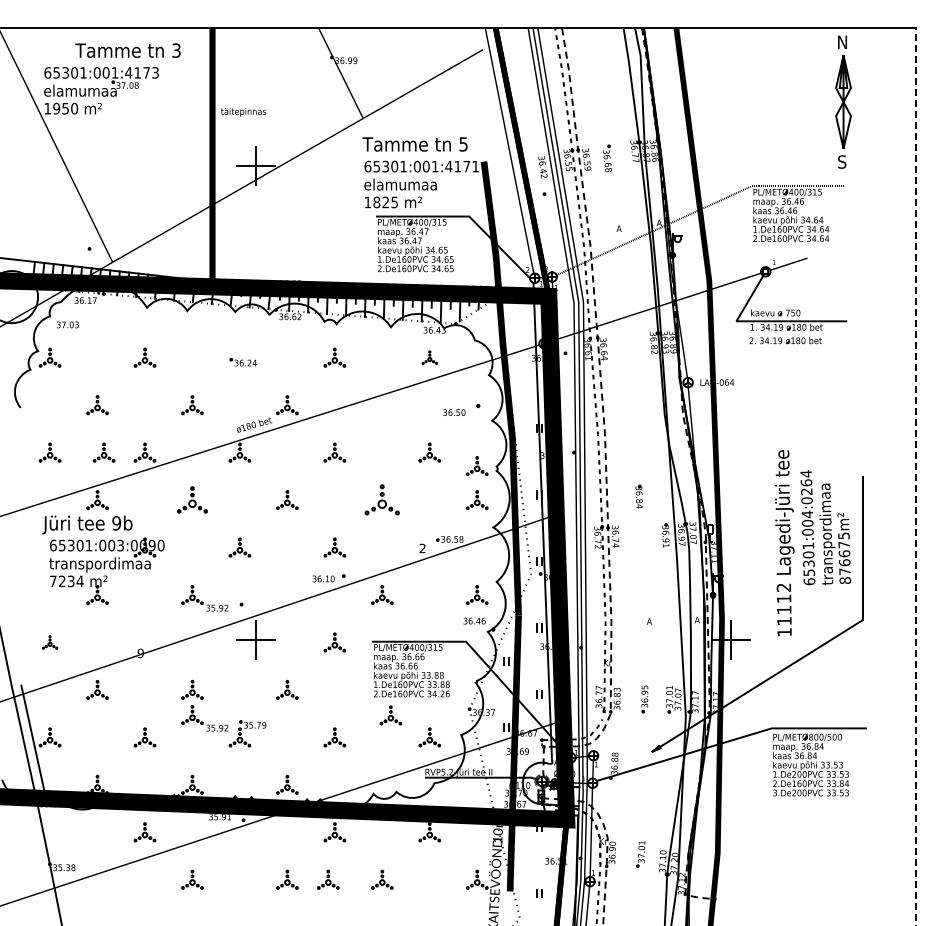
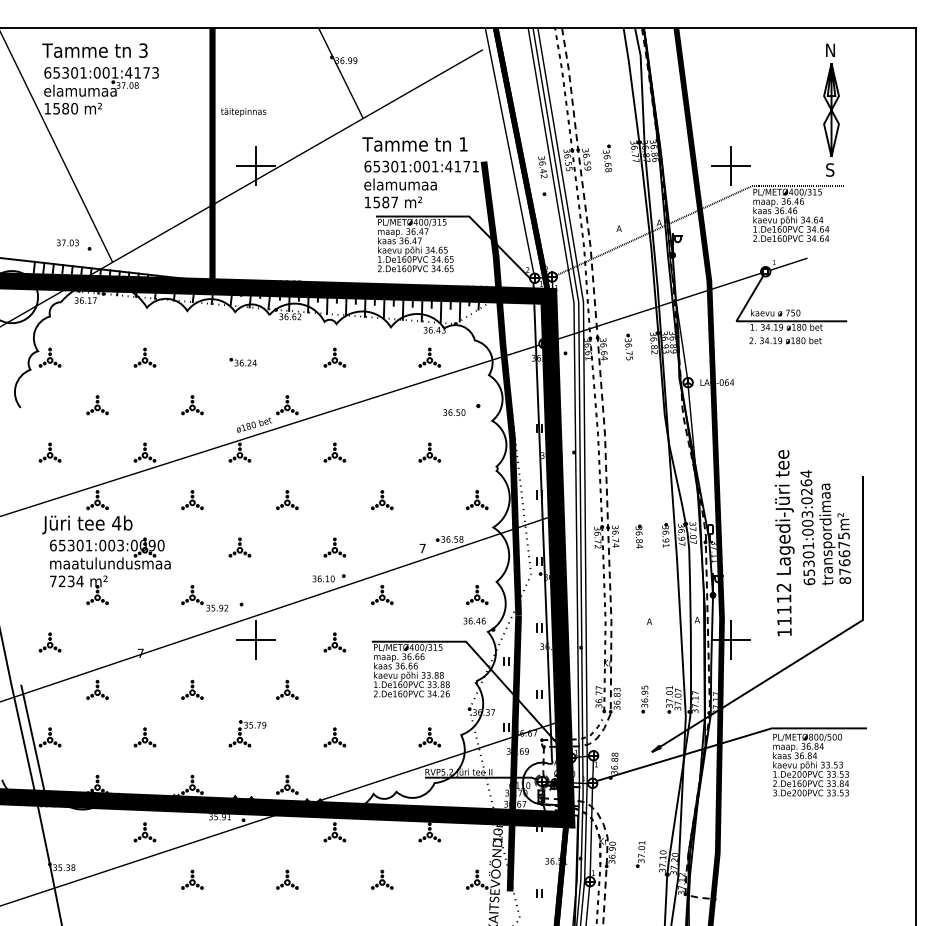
text position: (127, 50) -> (94, 50) (94, 50)
part position: (843, 101) -> (831, 109) (831, 109)
text: 1950 -> 1580 (61, 108)
text: 5 -> 1 (463, 144)
part: none -> present (730, 165)
text: 1825 -> 1587 (385, 202)
text position: (67, 324) -> (67, 242) (67, 242)
part: none -> present (628, 346)
part size: 17x15 px -> 24x21 px (429, 357)
part: present -> none (103, 452)
part: present -> none (477, 466)
line: dashed -> solid (915, 477)
part position: (638, 496) -> (638, 536) (638, 536)
part size: 31x28 px -> 23x21 px (192, 500)
part size: 36x32 px -> 23x21 px (382, 500)
text: 65301:004:0264 -> 65301:003:0264 (807, 514)
text: 9b -> 4b (116, 523)
text: 2 -> 7 (422, 548)
text: transpordimaa -> maatulundusmaa (109, 564)
part size: 18x15 px -> 24x21 px (49, 642)
text: 9 -> 7 (140, 653)
part: present -> none (390, 715)
part: present -> none (204, 718)
part: present -> none (328, 879)
